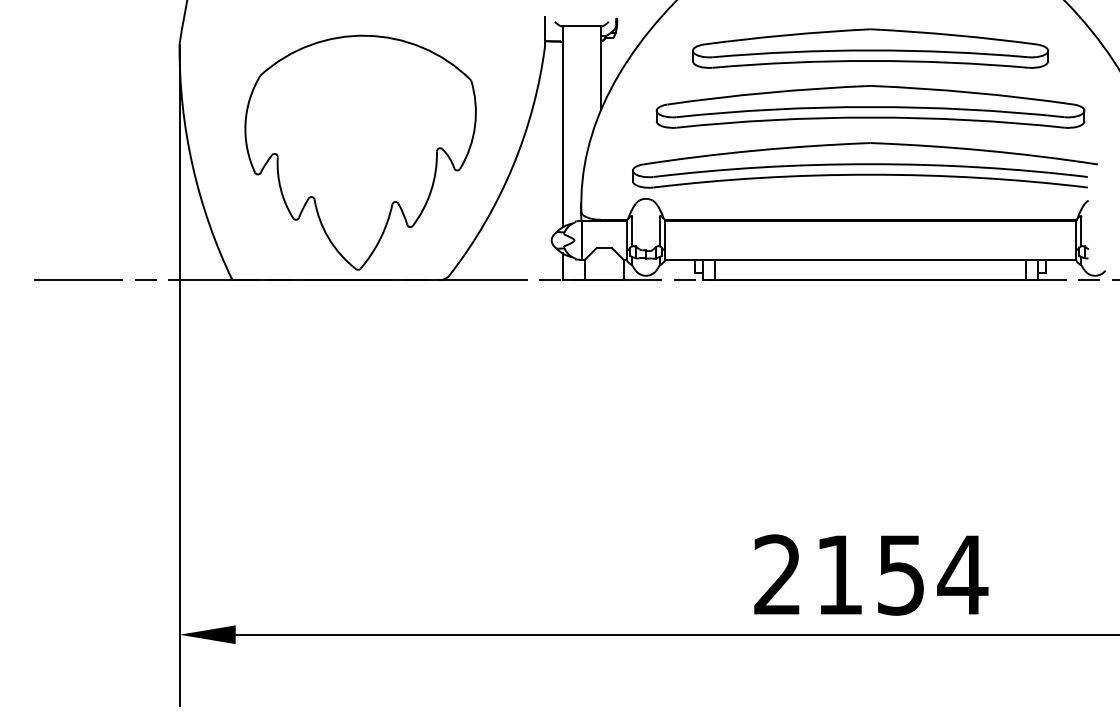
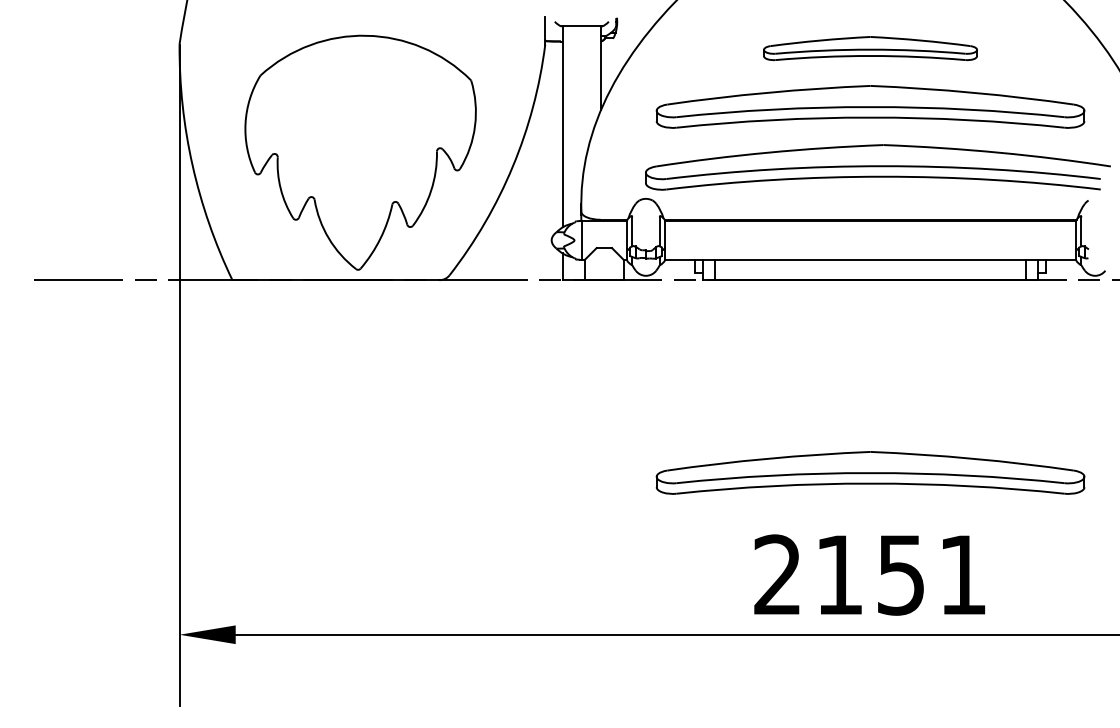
part size: 357x41 px -> 215x26 px (870, 48)
part position: (864, 165) -> (877, 167) (877, 167)
part: none -> present (870, 472)
text: 2154 -> 2151 (962, 574)
